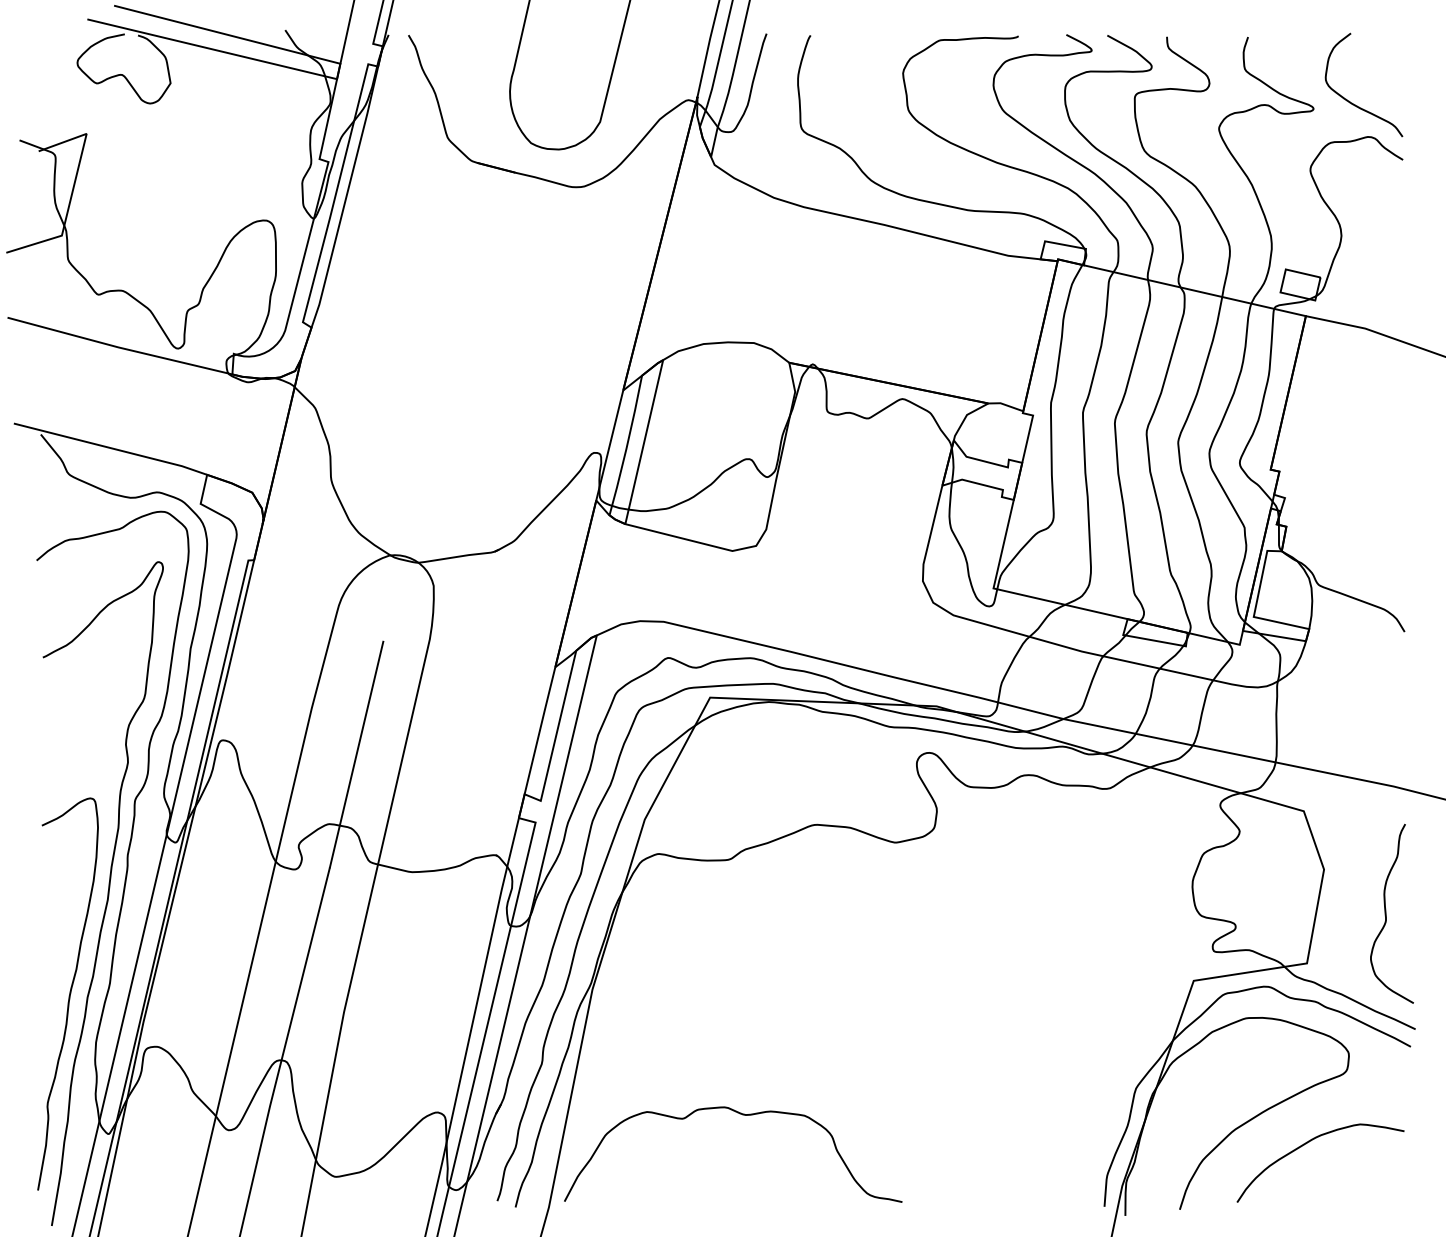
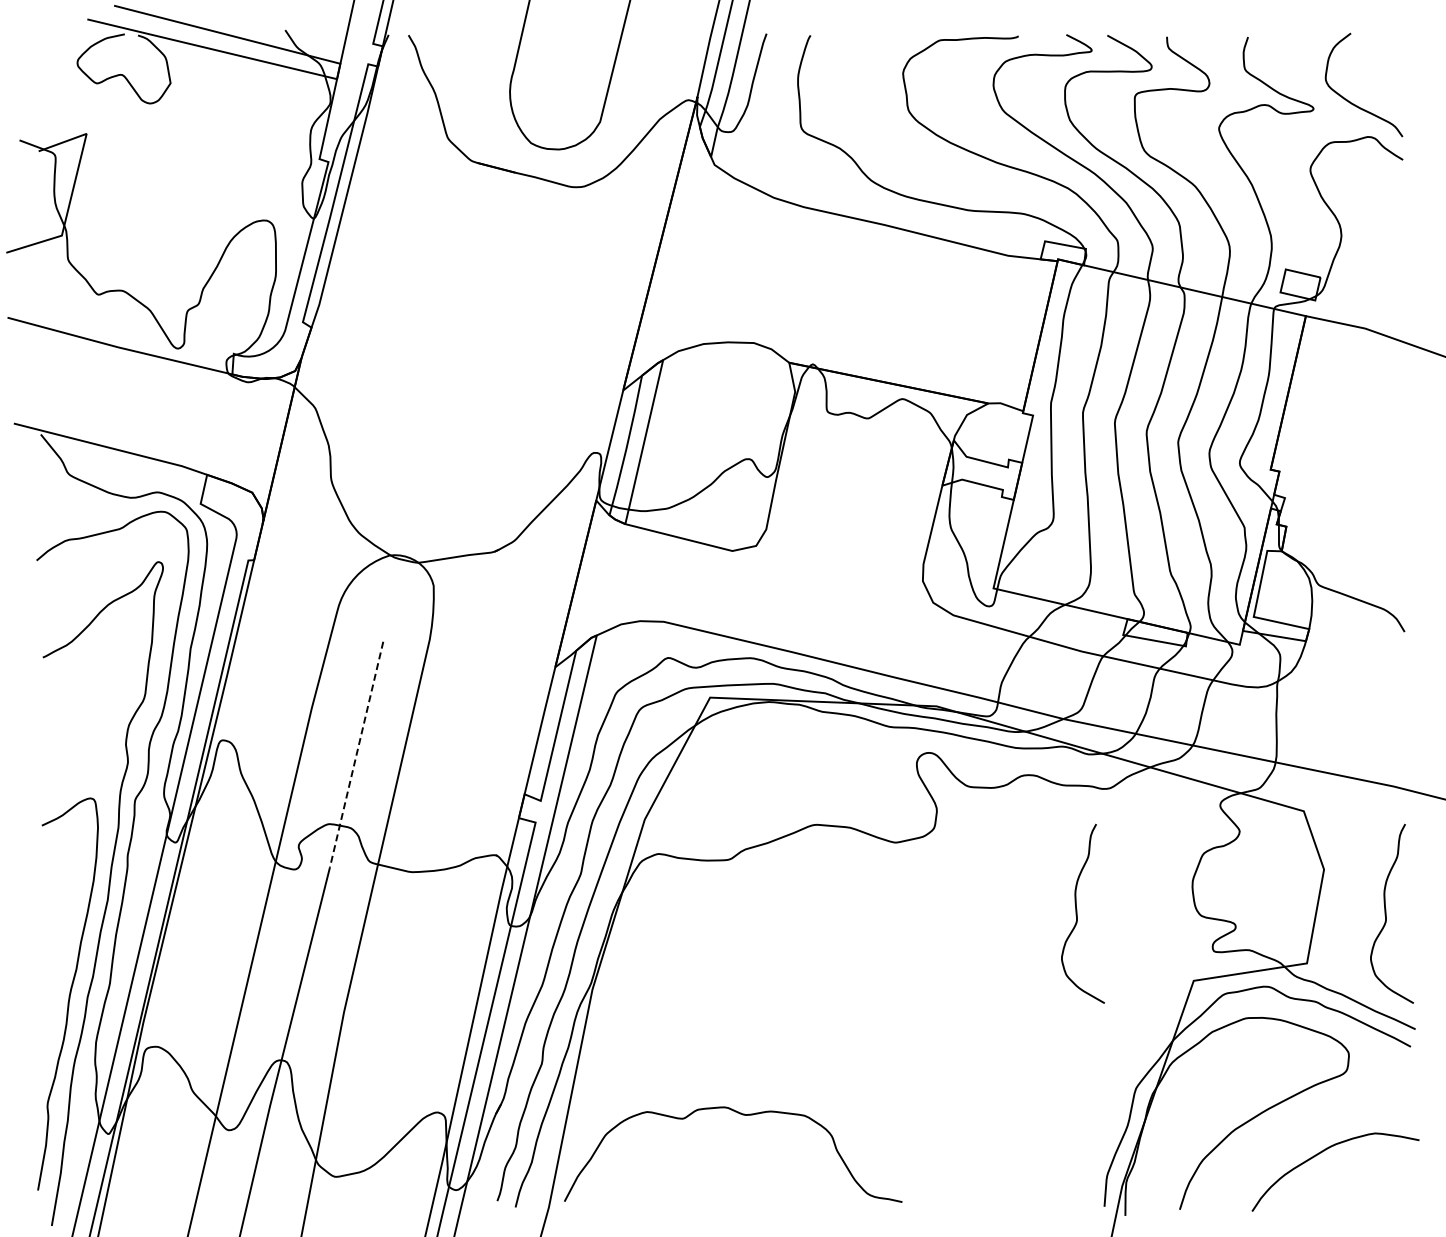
line: solid -> dashed (356, 754)
curve: none -> present (1077, 913)
curve position: (1306, 1144) -> (1321, 1153) (1321, 1153)
